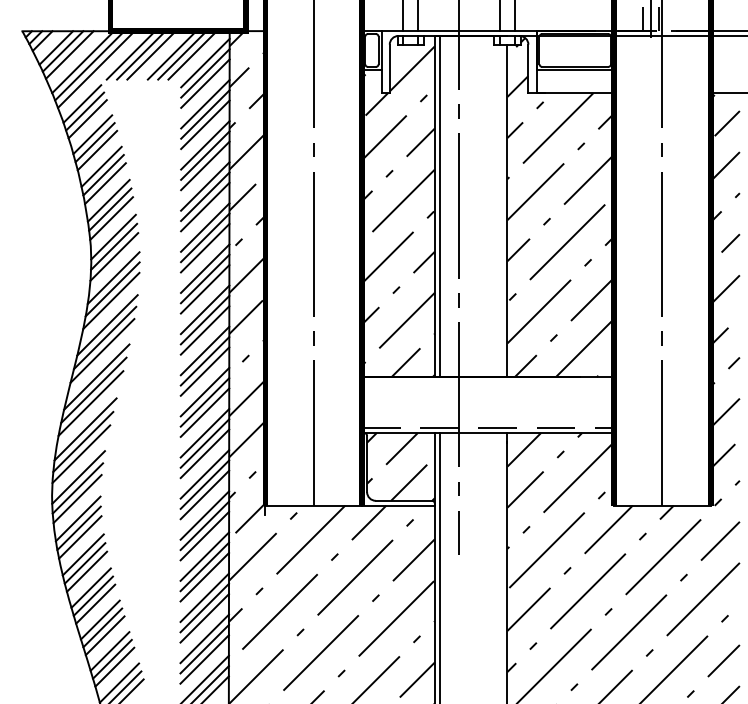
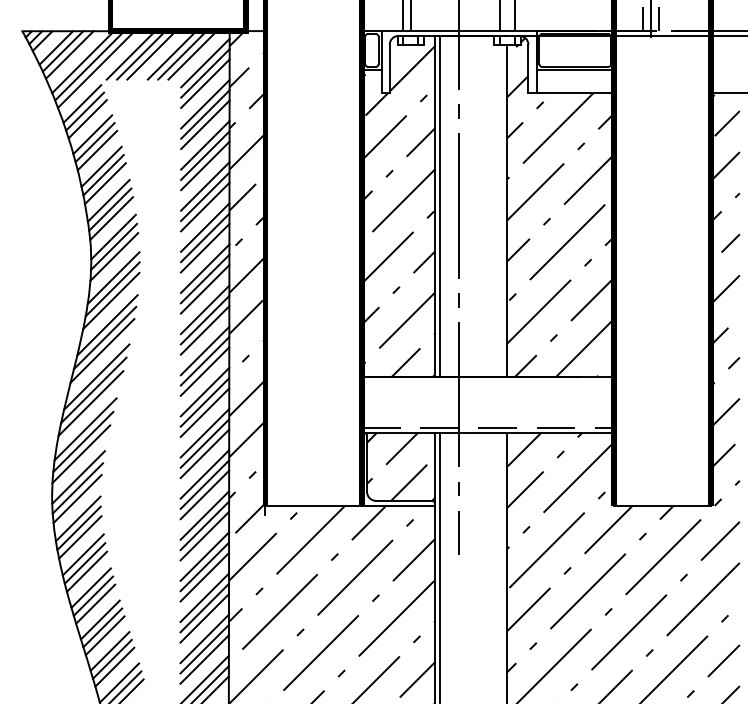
line position: (418, 16) -> (411, 16) (411, 16)
line: present -> none (313, 253)
line: present -> none (662, 253)
